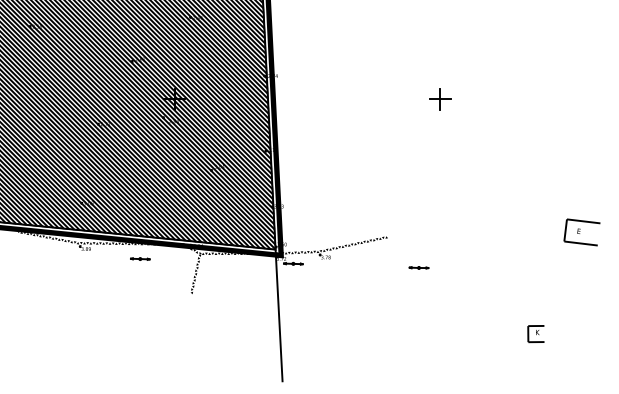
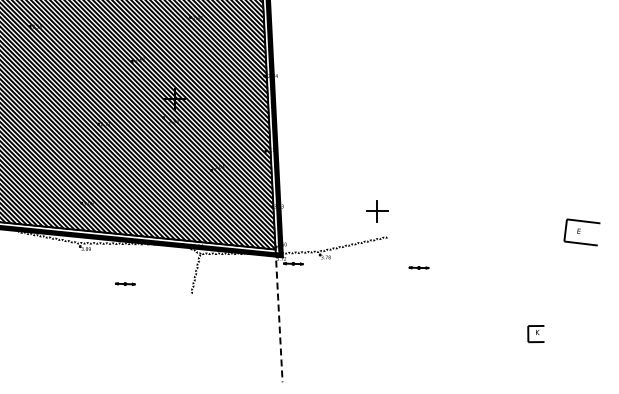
part position: (440, 99) -> (377, 211) (377, 211)
line position: (140, 258) -> (125, 283) (125, 283)
line: solid -> dashed (279, 316)
